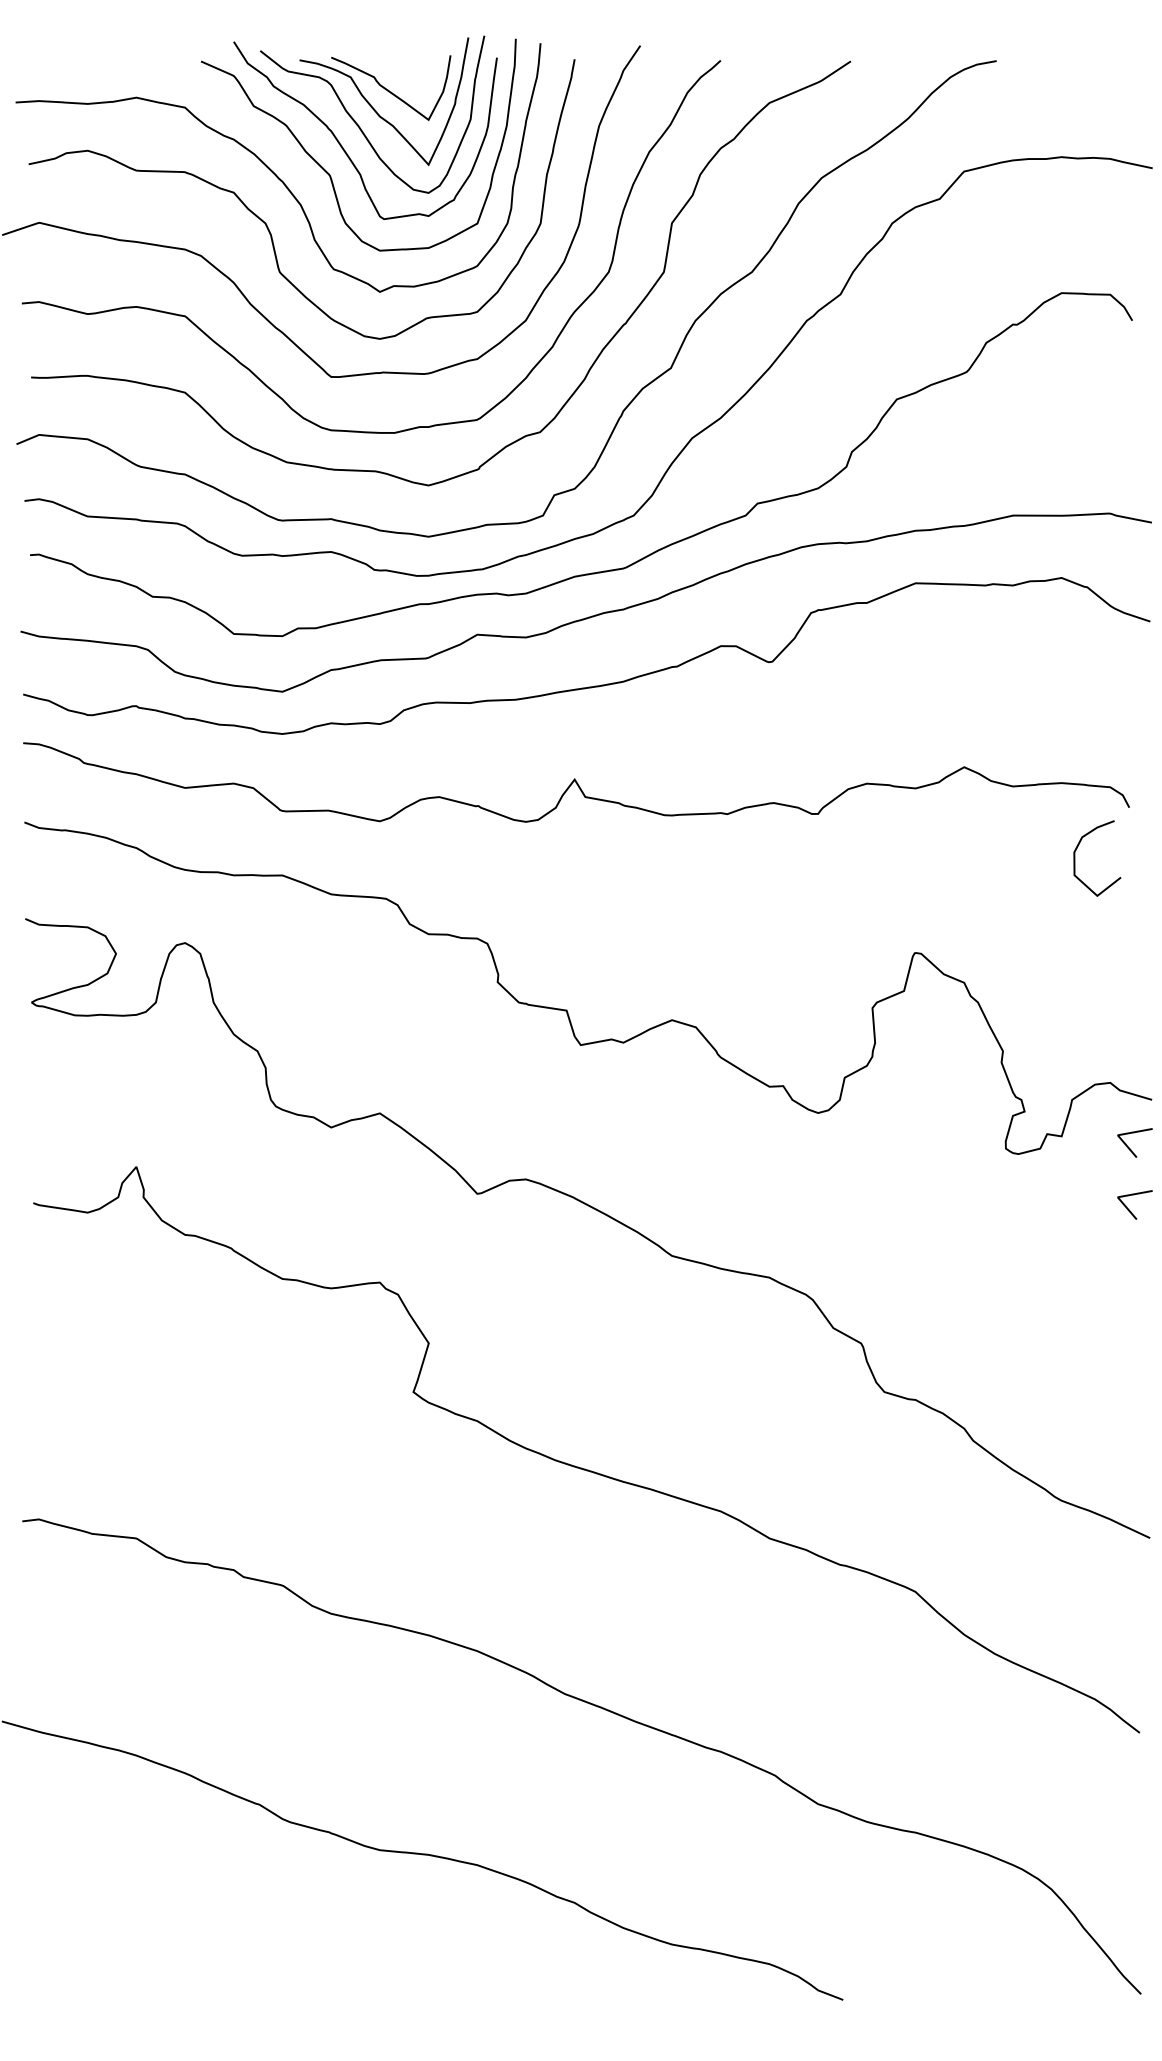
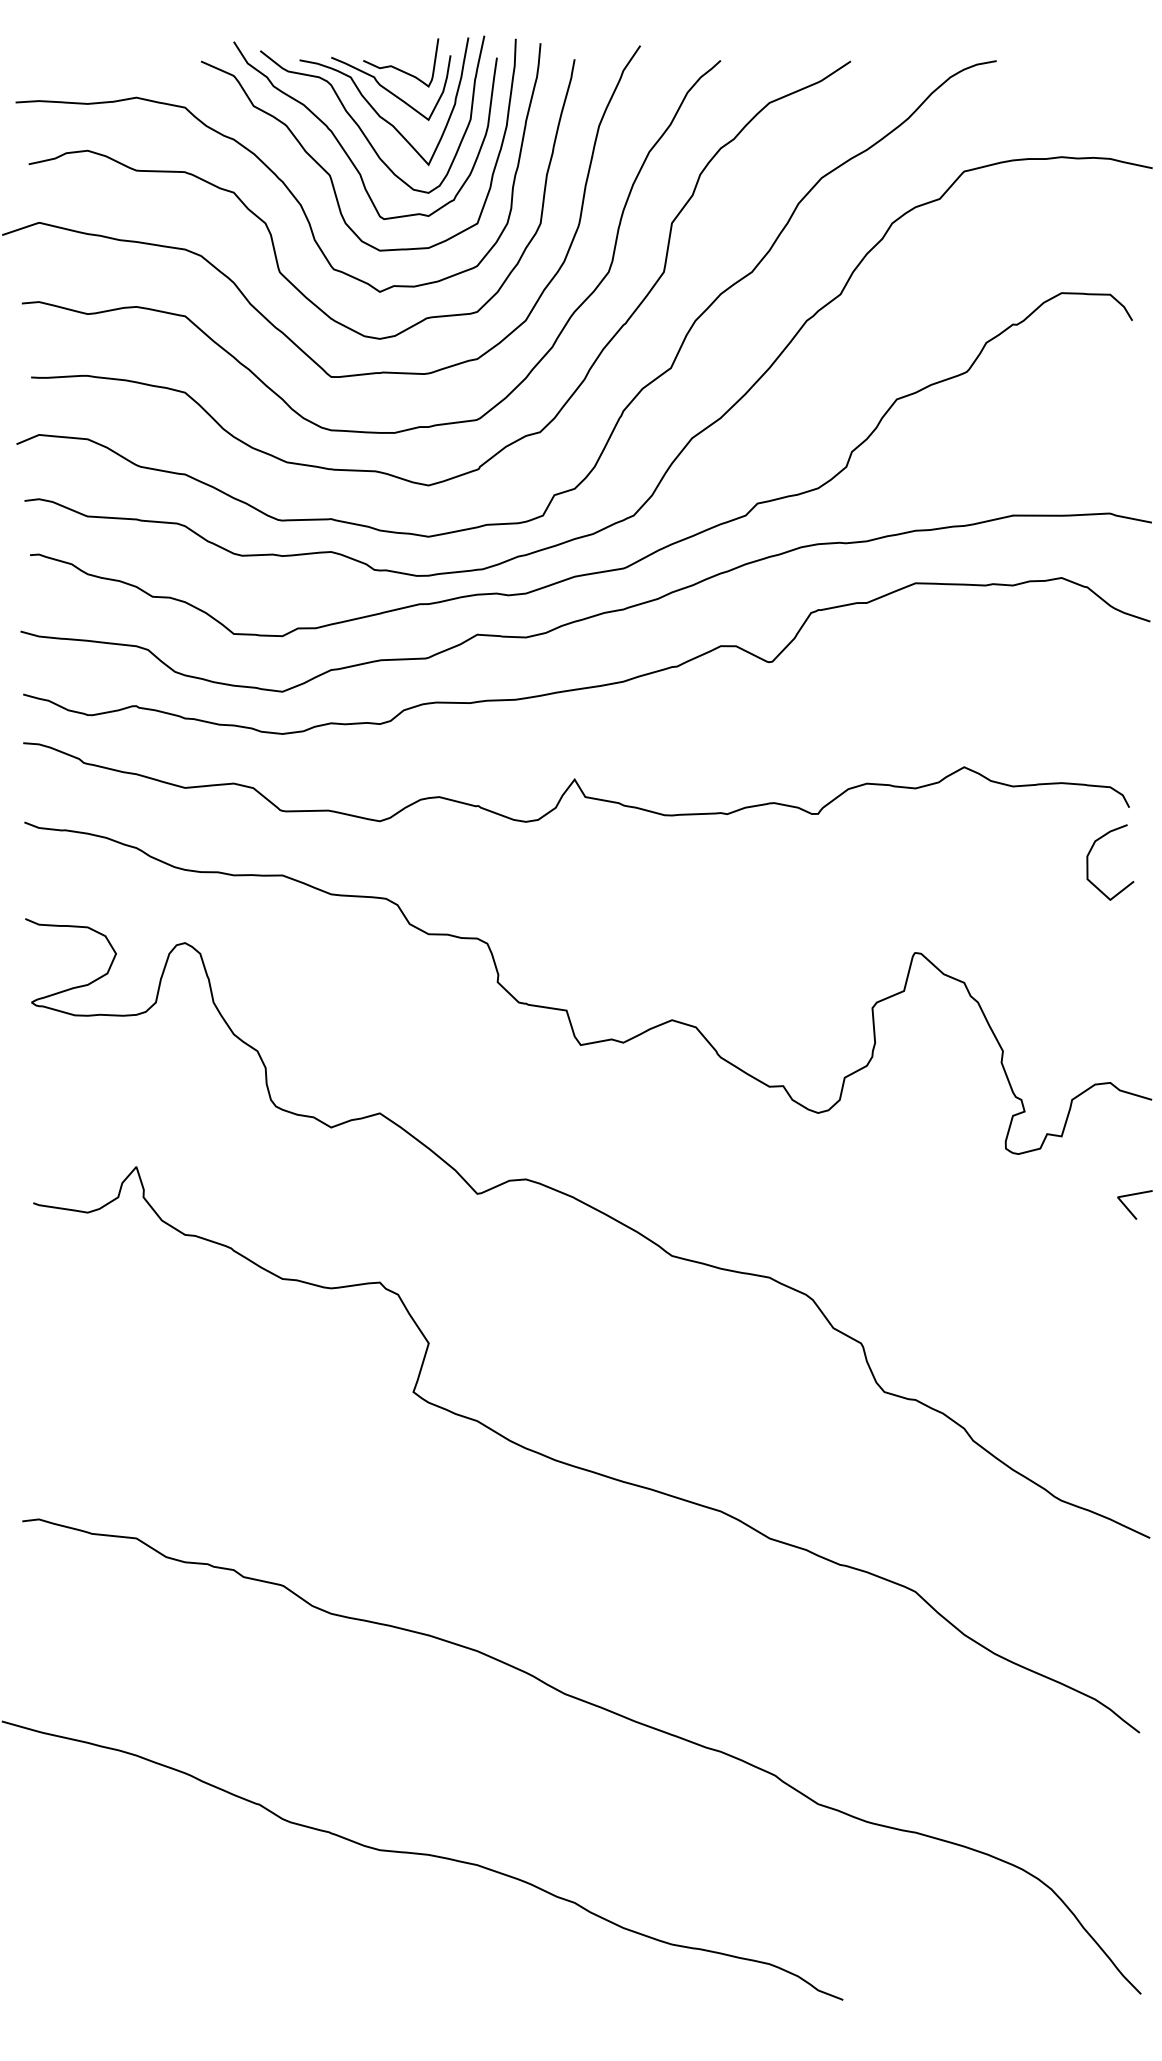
curve: none -> present (398, 68)
curve position: (1075, 858) -> (1088, 862) (1088, 862)
line: present -> none (1129, 1147)
